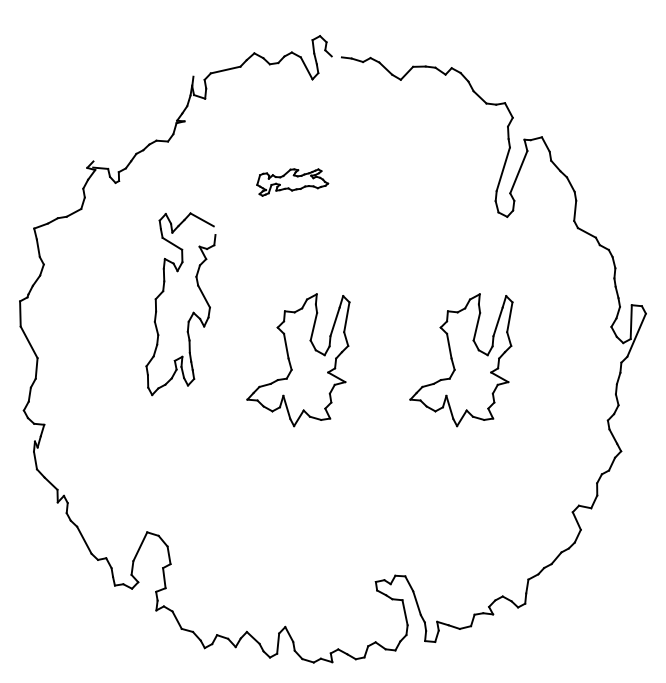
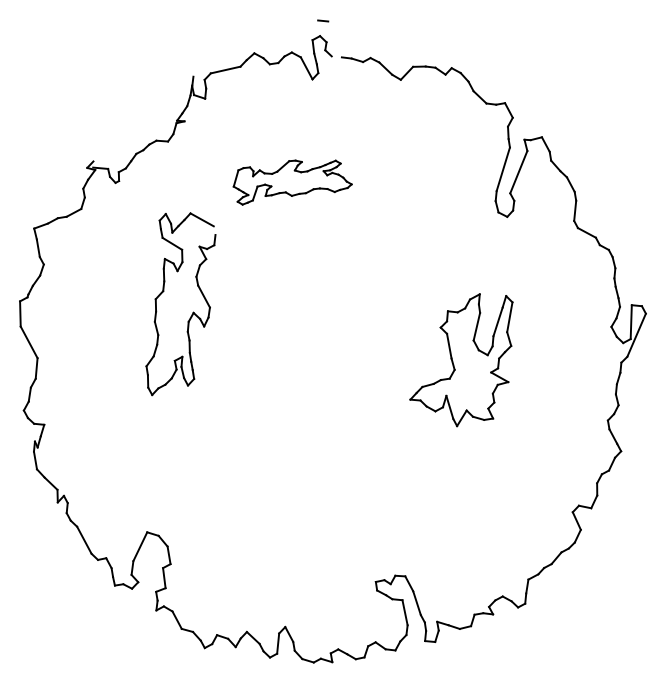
line: none -> present (323, 20)
part size: 74x29 px -> 121x47 px (292, 182)
part: present -> none (298, 360)
